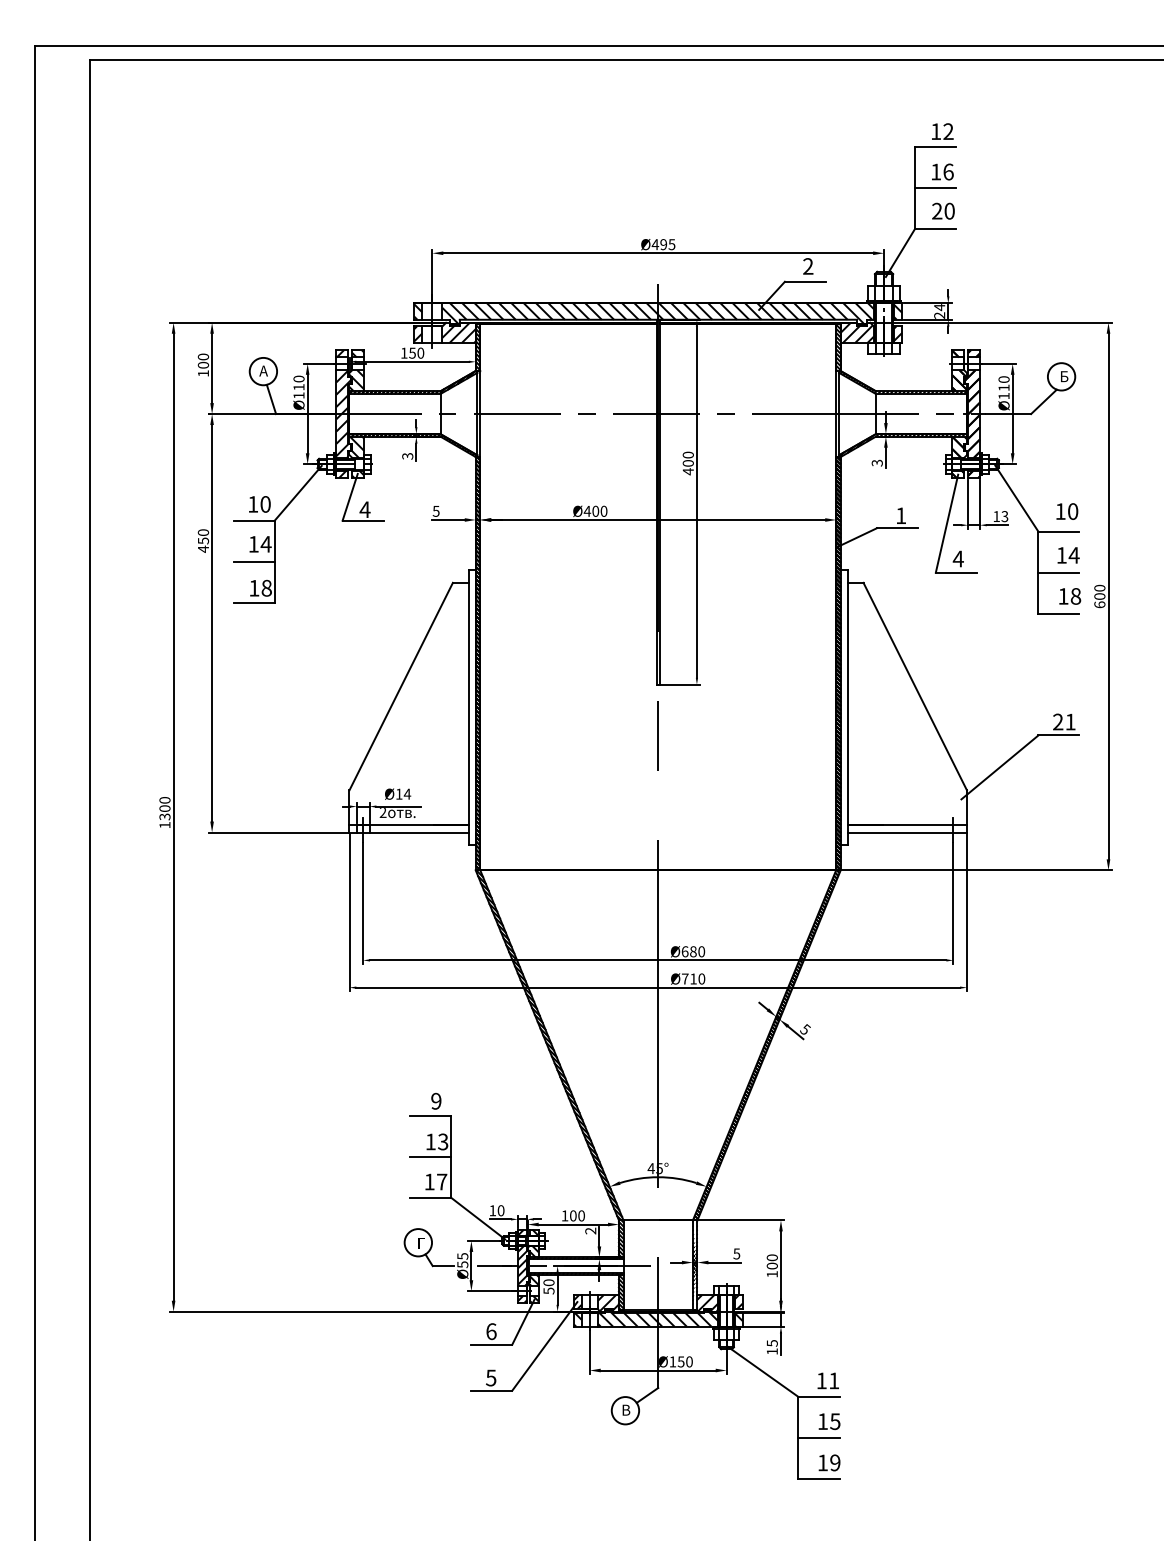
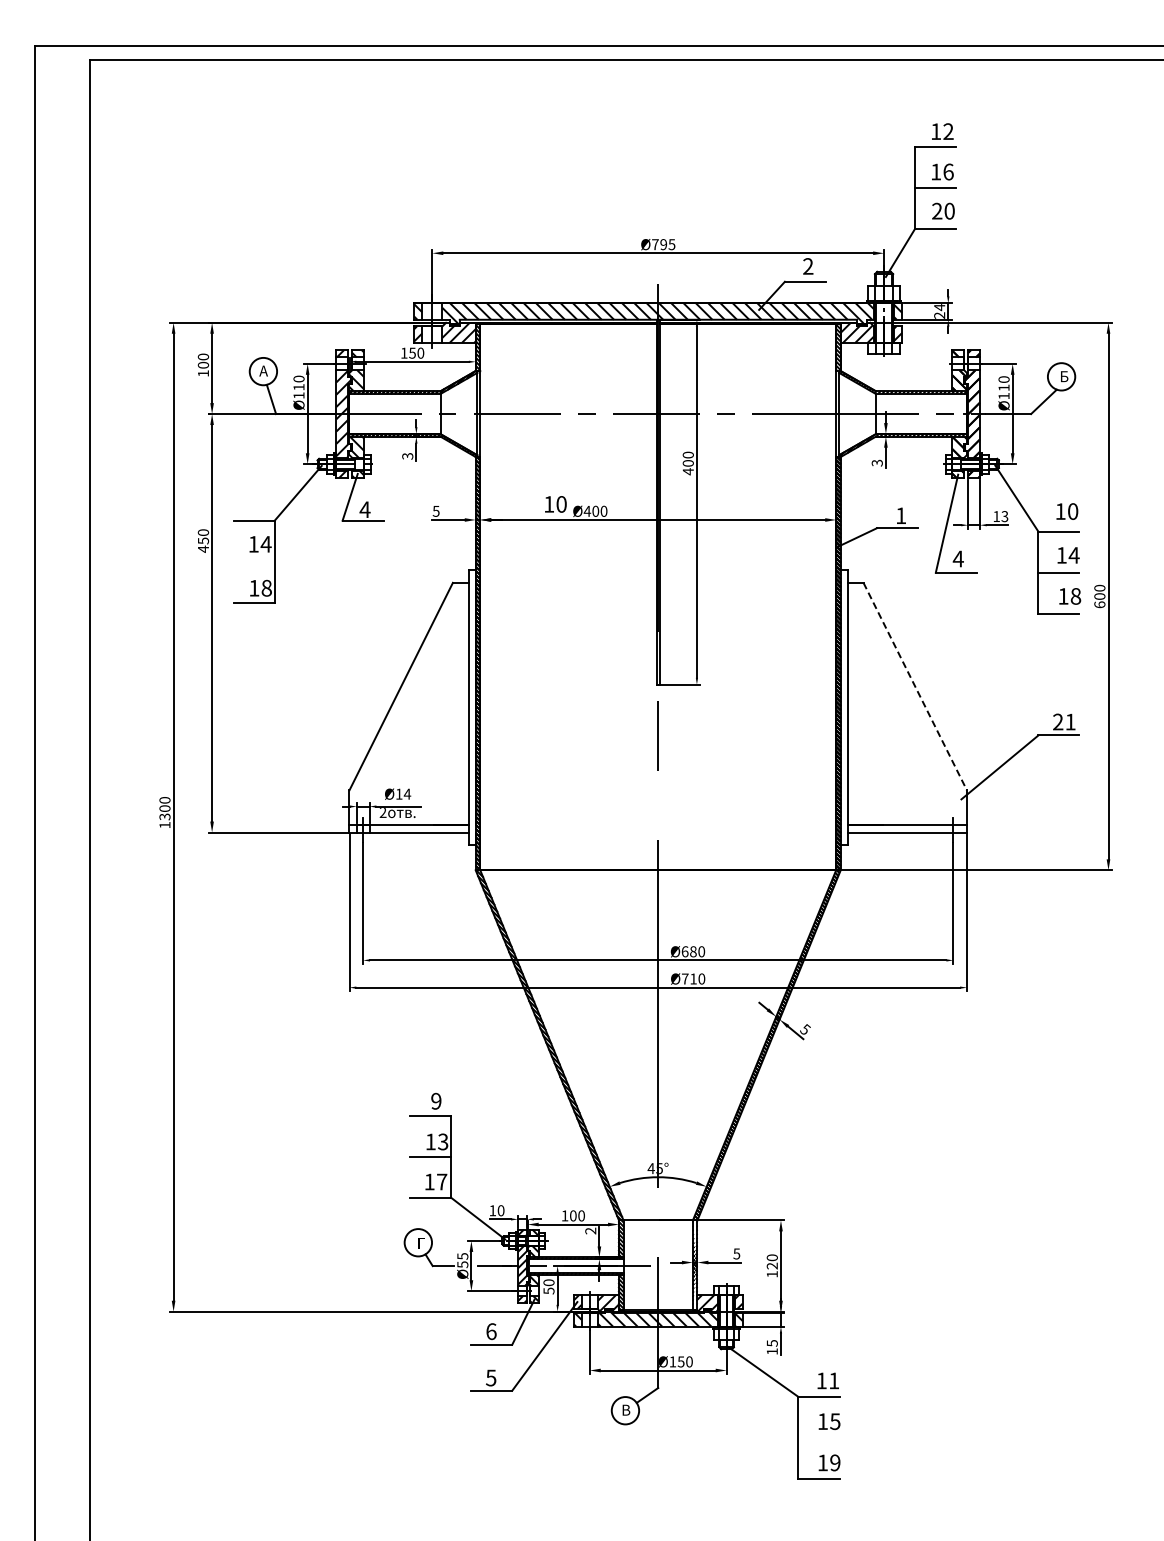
text: Ø495 -> Ø795 (655, 244)
text position: (259, 504) -> (555, 504) (555, 504)
line: present -> none (253, 561)
line: solid -> dashed (915, 686)
text: 100 -> 120 (771, 1265)
line: present -> none (818, 1438)
